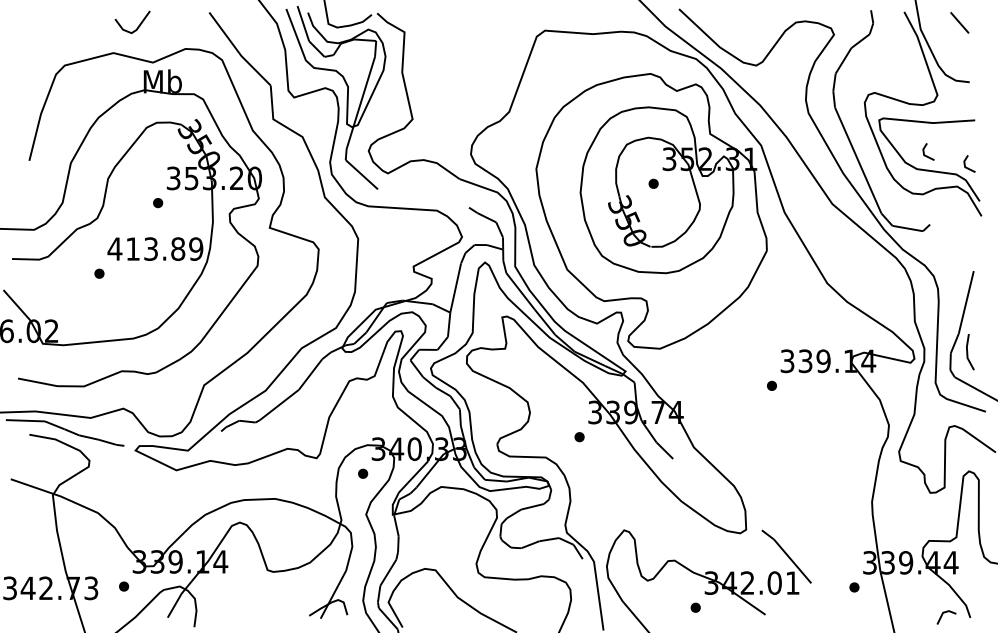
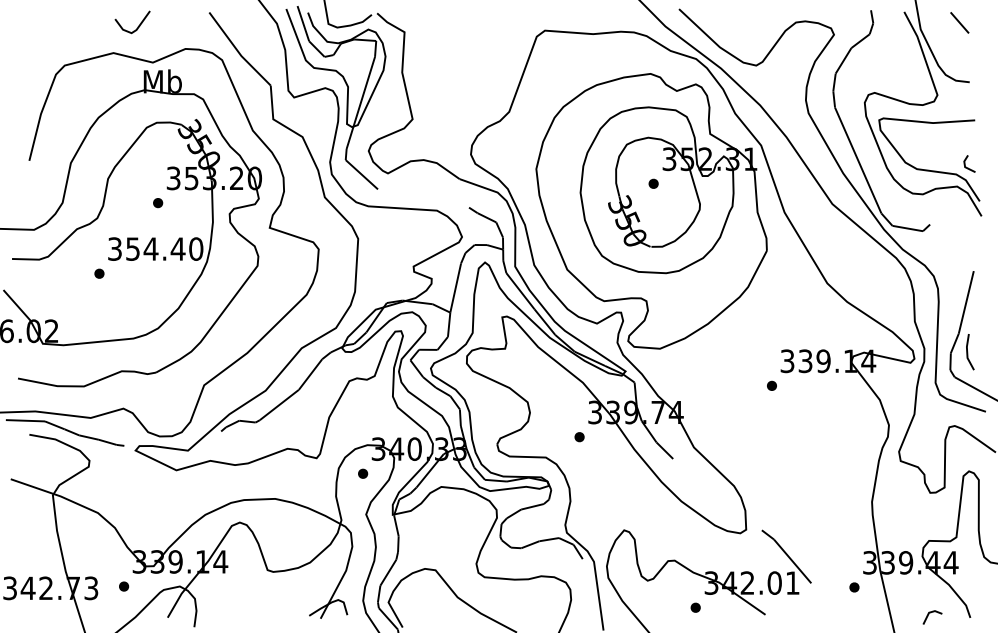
line: present -> none (924, 151)
text: 413.89 -> 354.40 (155, 248)
line position: (942, 616) -> (928, 616) (928, 616)
